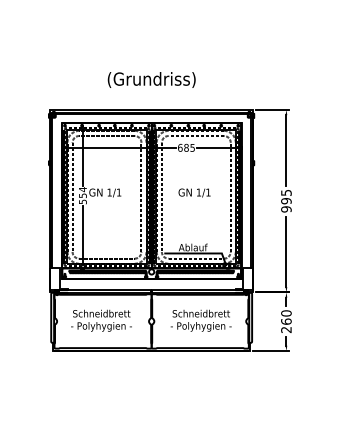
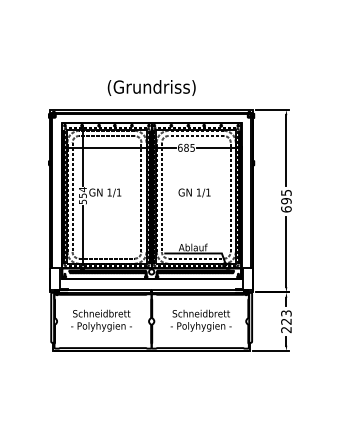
text position: (151, 79) -> (151, 87) (151, 87)
text: 995 -> 695 (286, 209)
text: 260 -> 223 (286, 317)
